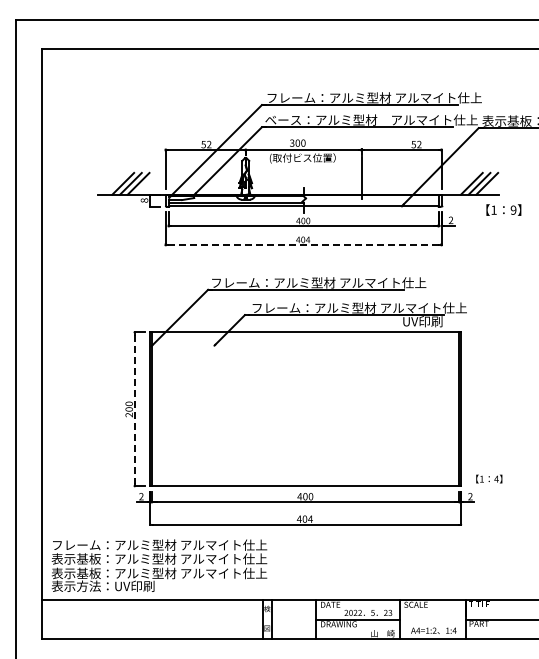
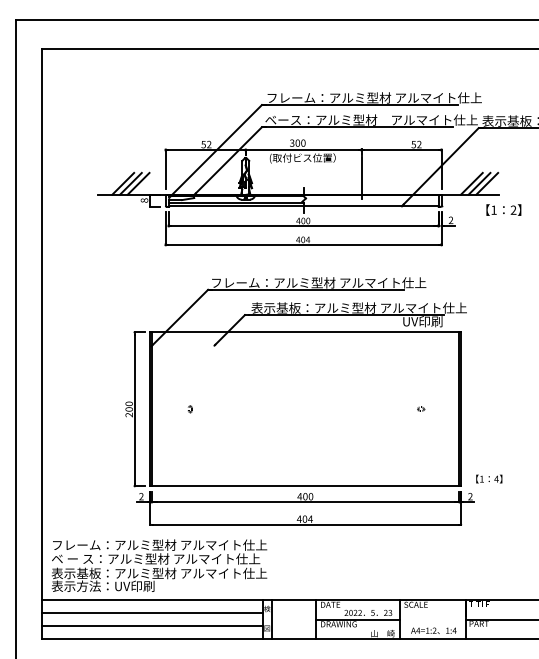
text: 9 -> 2 (513, 210)
line: dashed -> solid (303, 244)
text: フレーム：アルミ型材 アルマイト仕上 -> 表示基板：アルミ型材 アルマイト仕上 (275, 307)
part: none -> present (421, 408)
line: dashed -> solid (134, 409)
part: none -> present (189, 409)
text: 表示基板：アルミ型材 アルマイト仕上 -> ベ ー ス：アルミ型材 アルマイト仕上 (159, 558)
line: none -> present (151, 613)
line: none -> present (151, 626)
